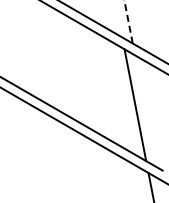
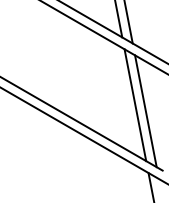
line: none -> present (118, 19)
line: dashed -> solid (128, 21)
line: none -> present (145, 111)
